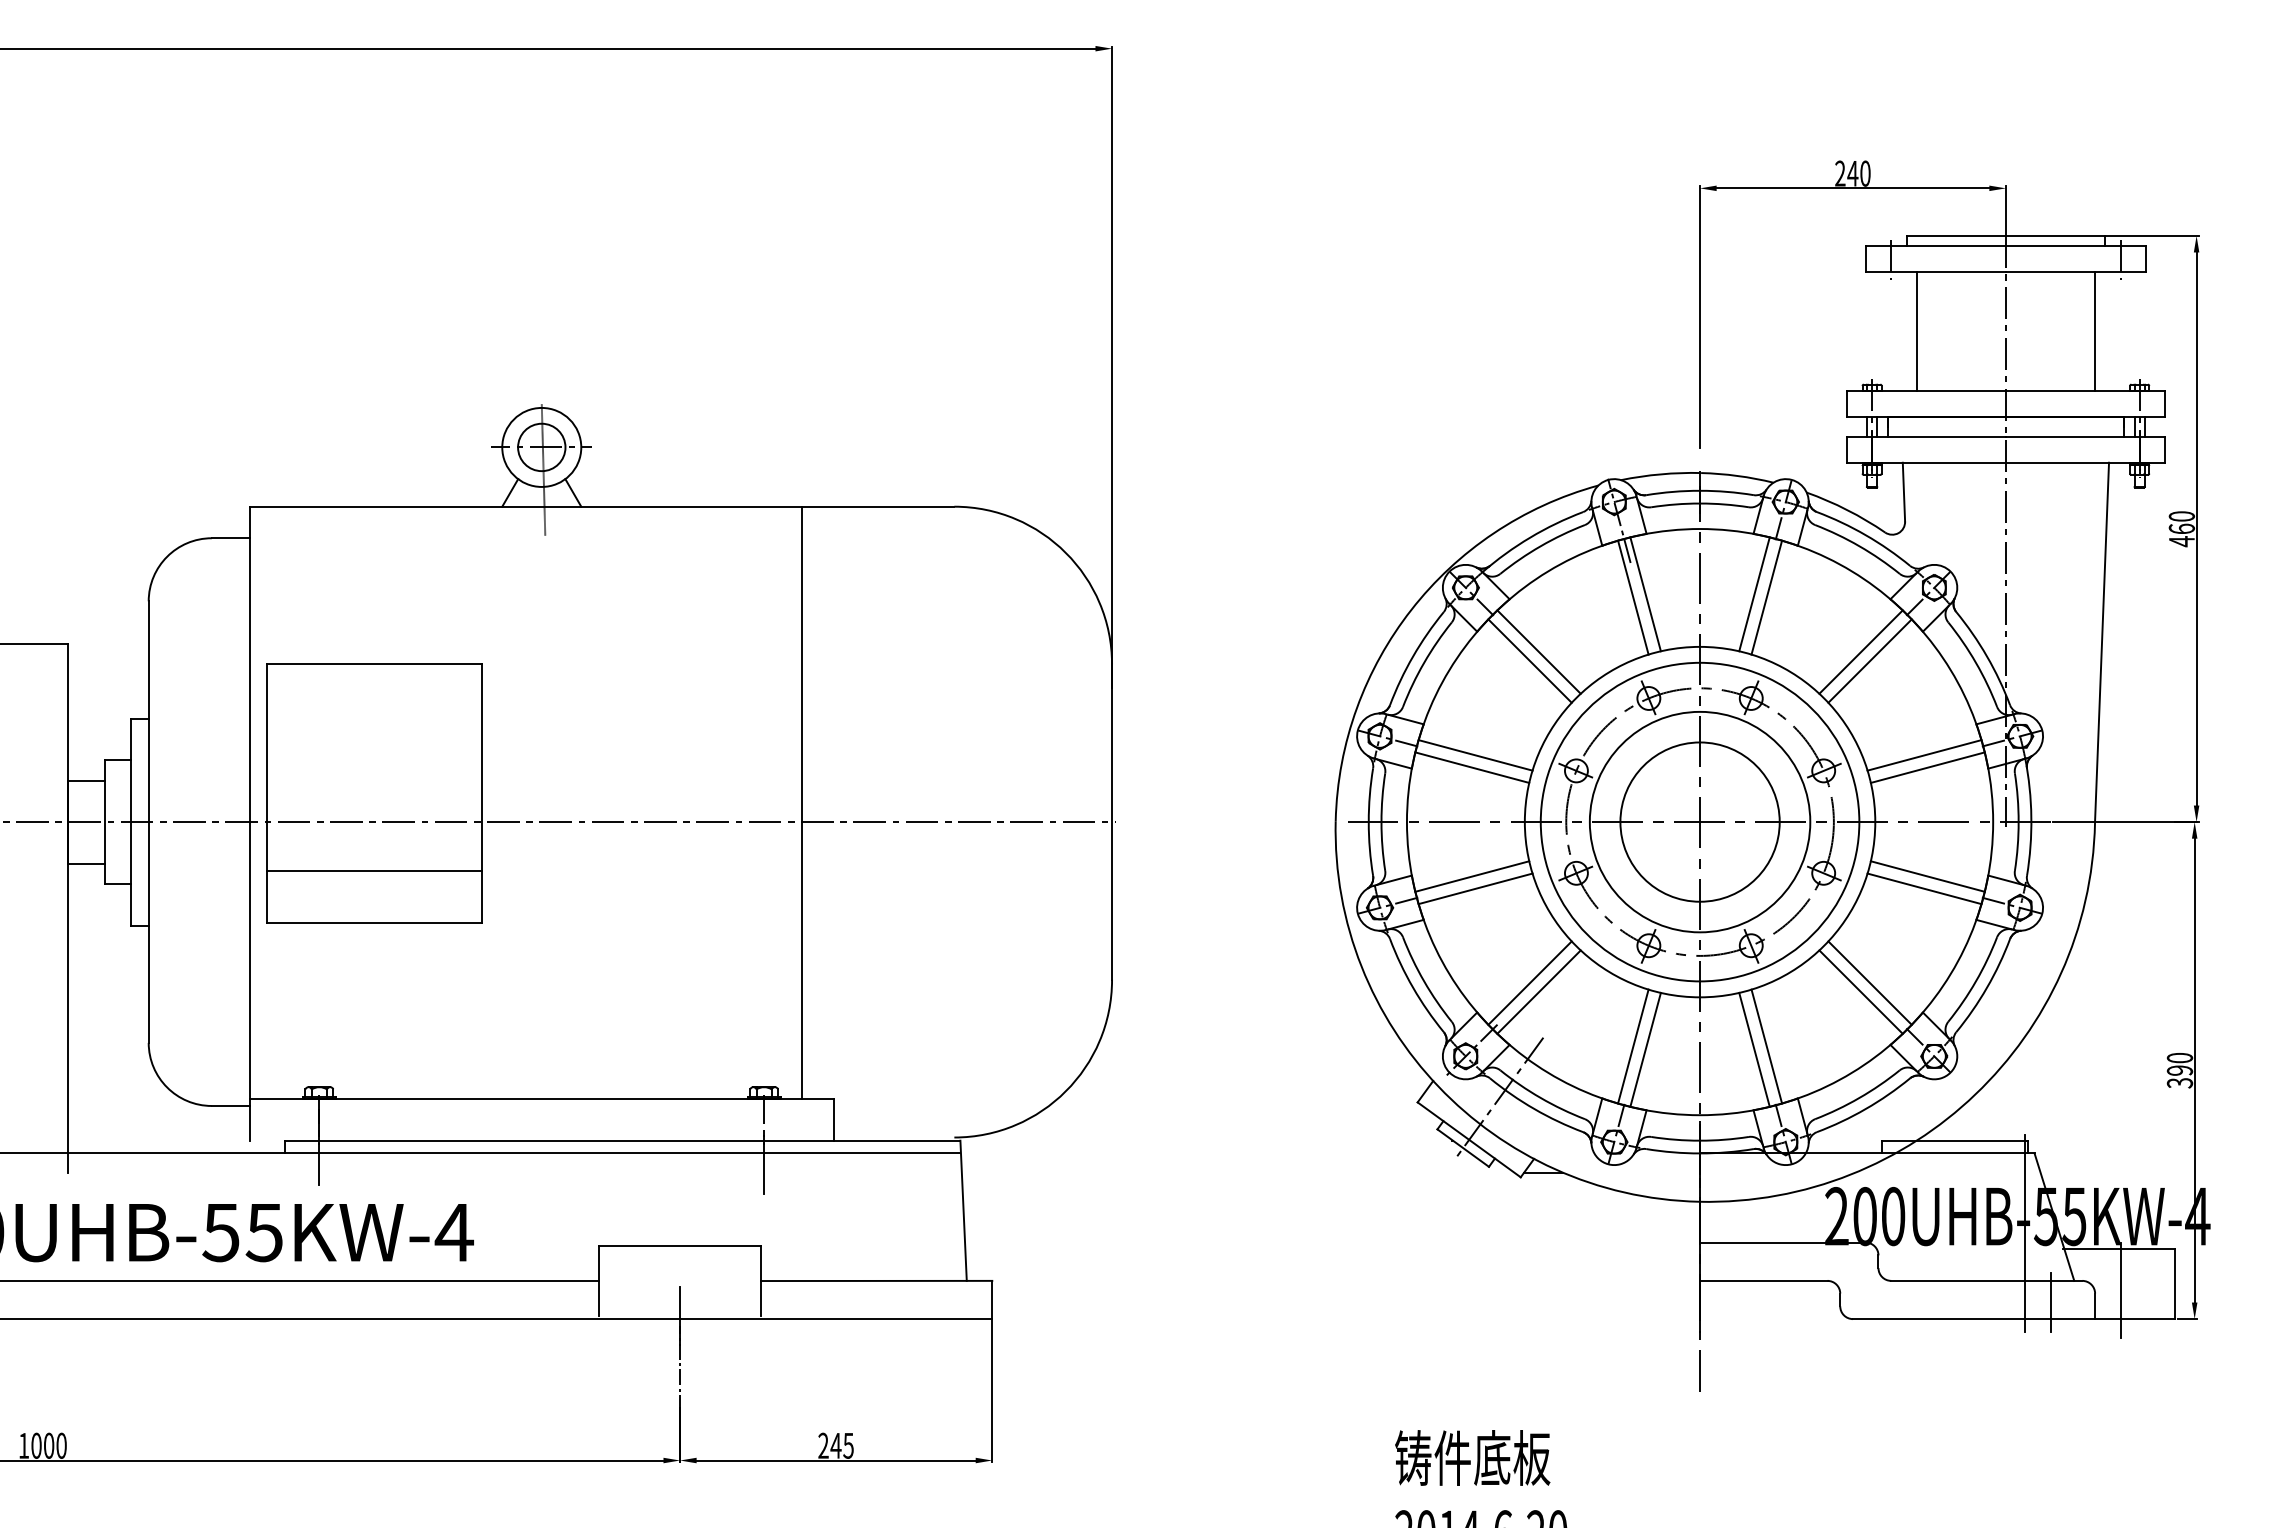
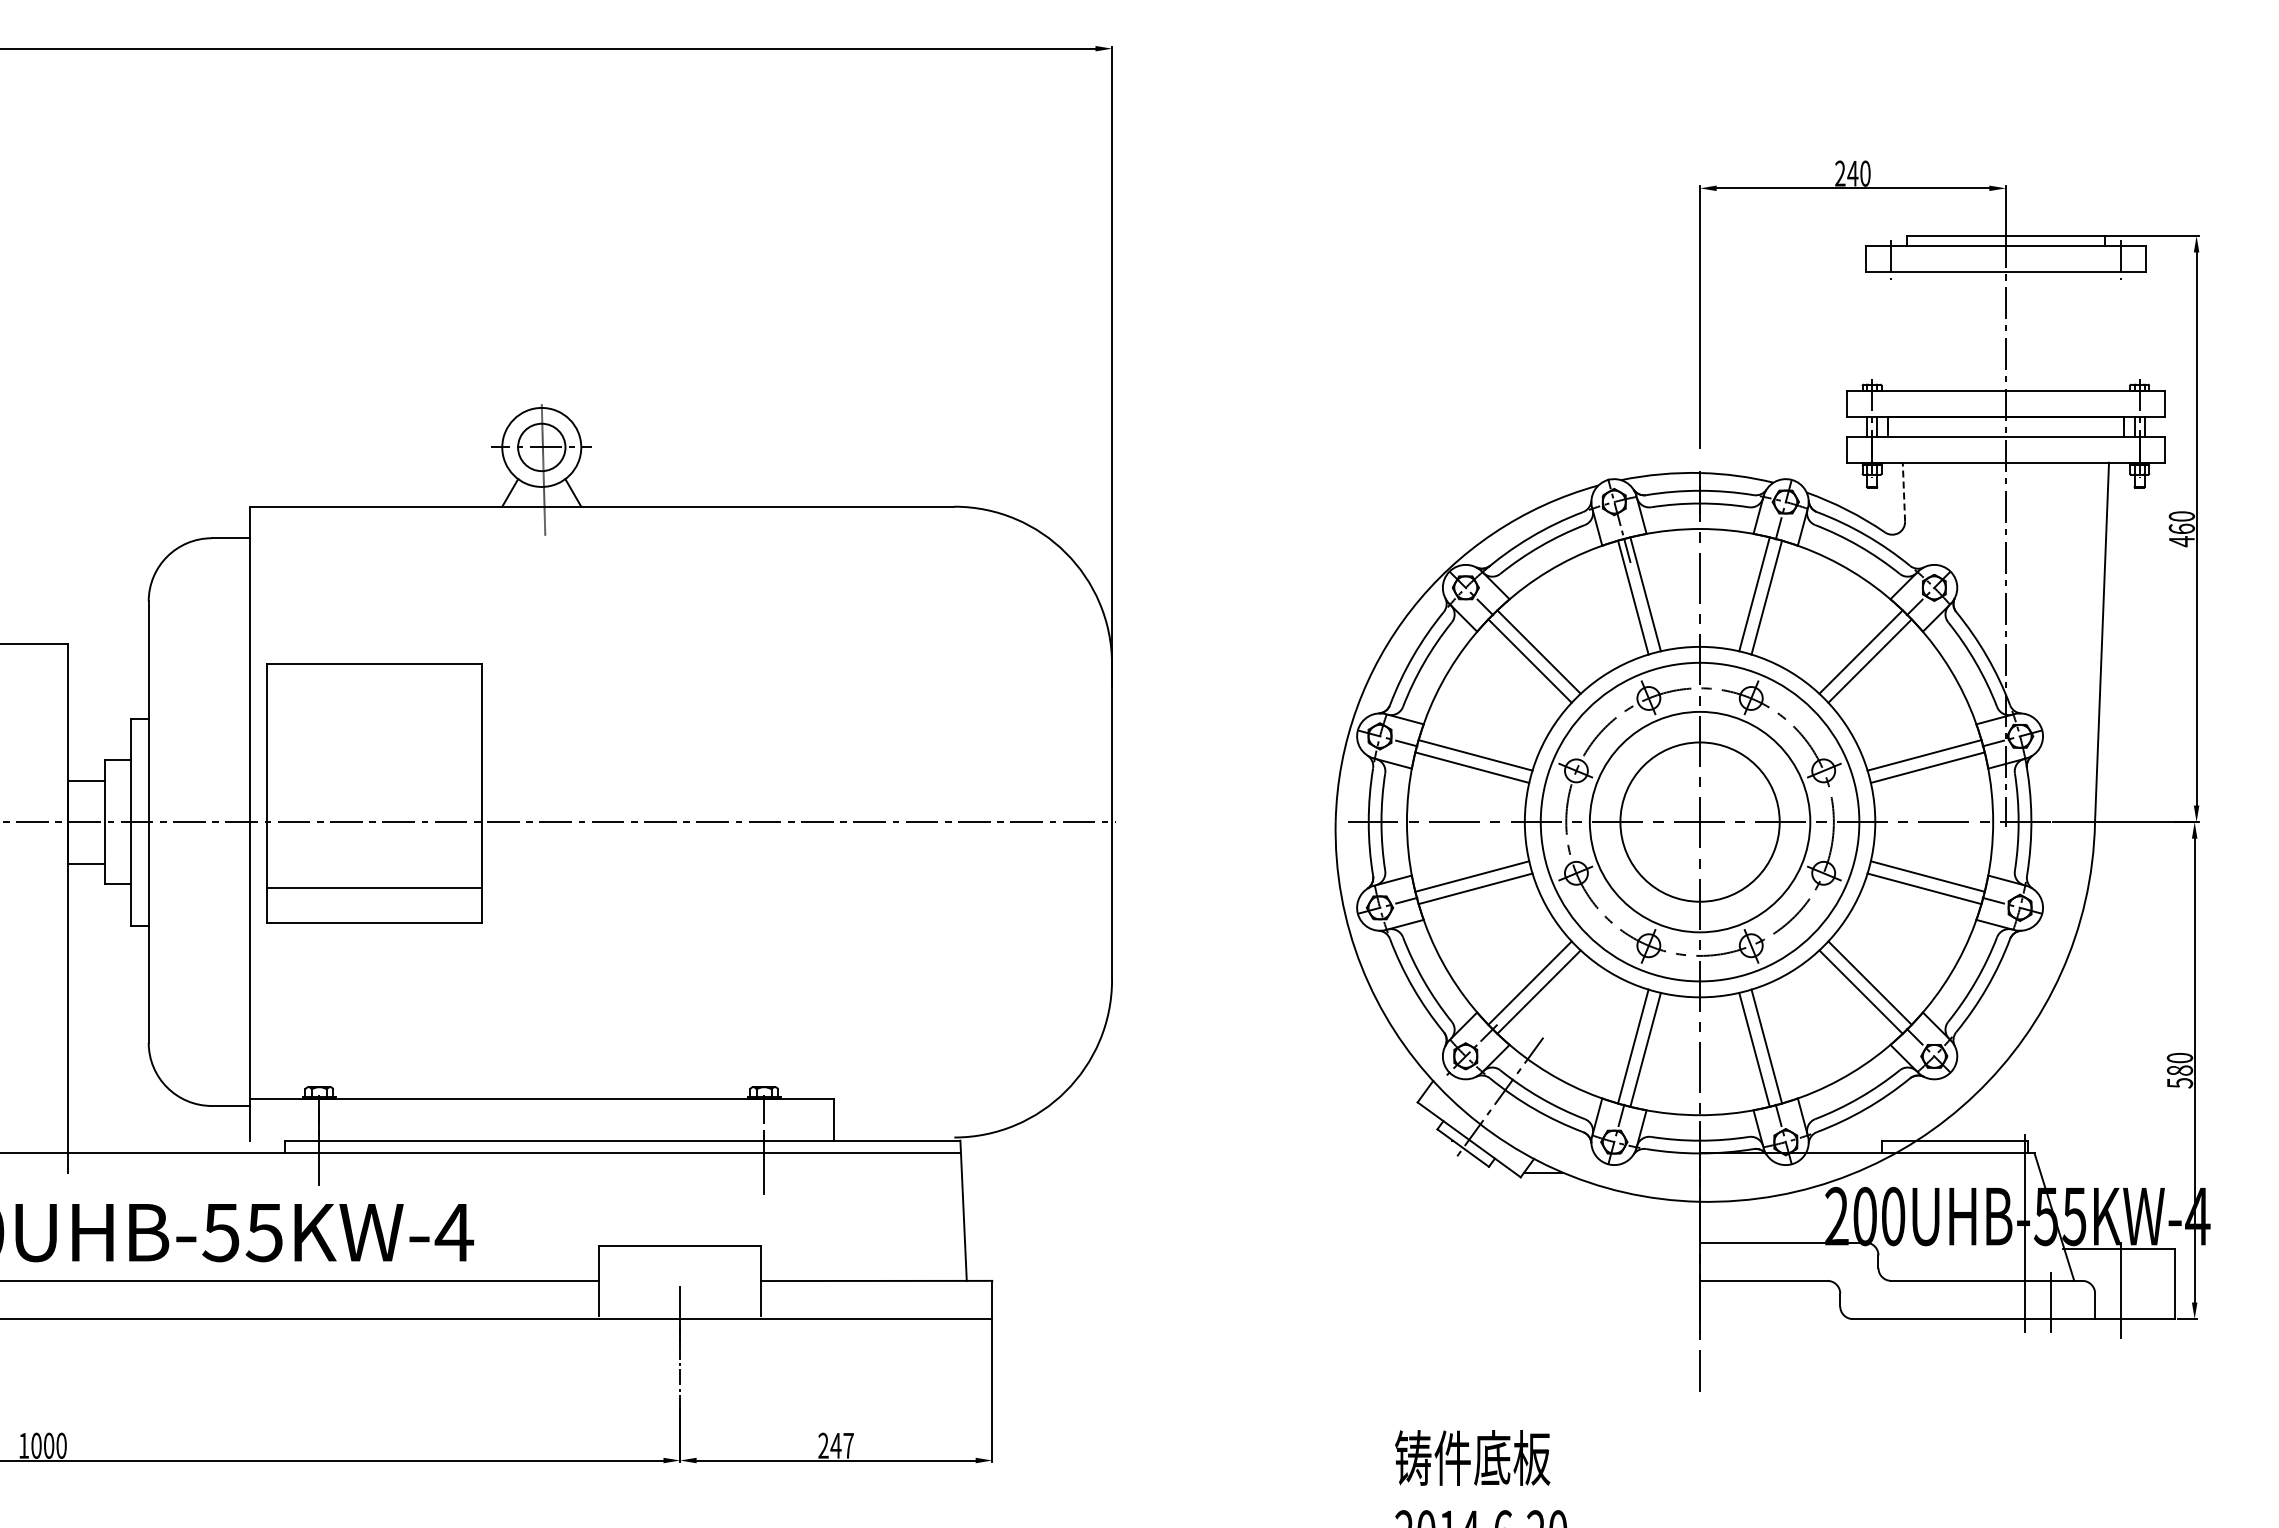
line: present -> none (1916, 331)
line: present -> none (2095, 331)
line: solid -> dashed (1903, 491)
line: present -> none (802, 802)
line position: (374, 871) -> (374, 888) (374, 888)
text: 390 -> 580 (2179, 1076)
text: 245 -> 247 (848, 1445)
